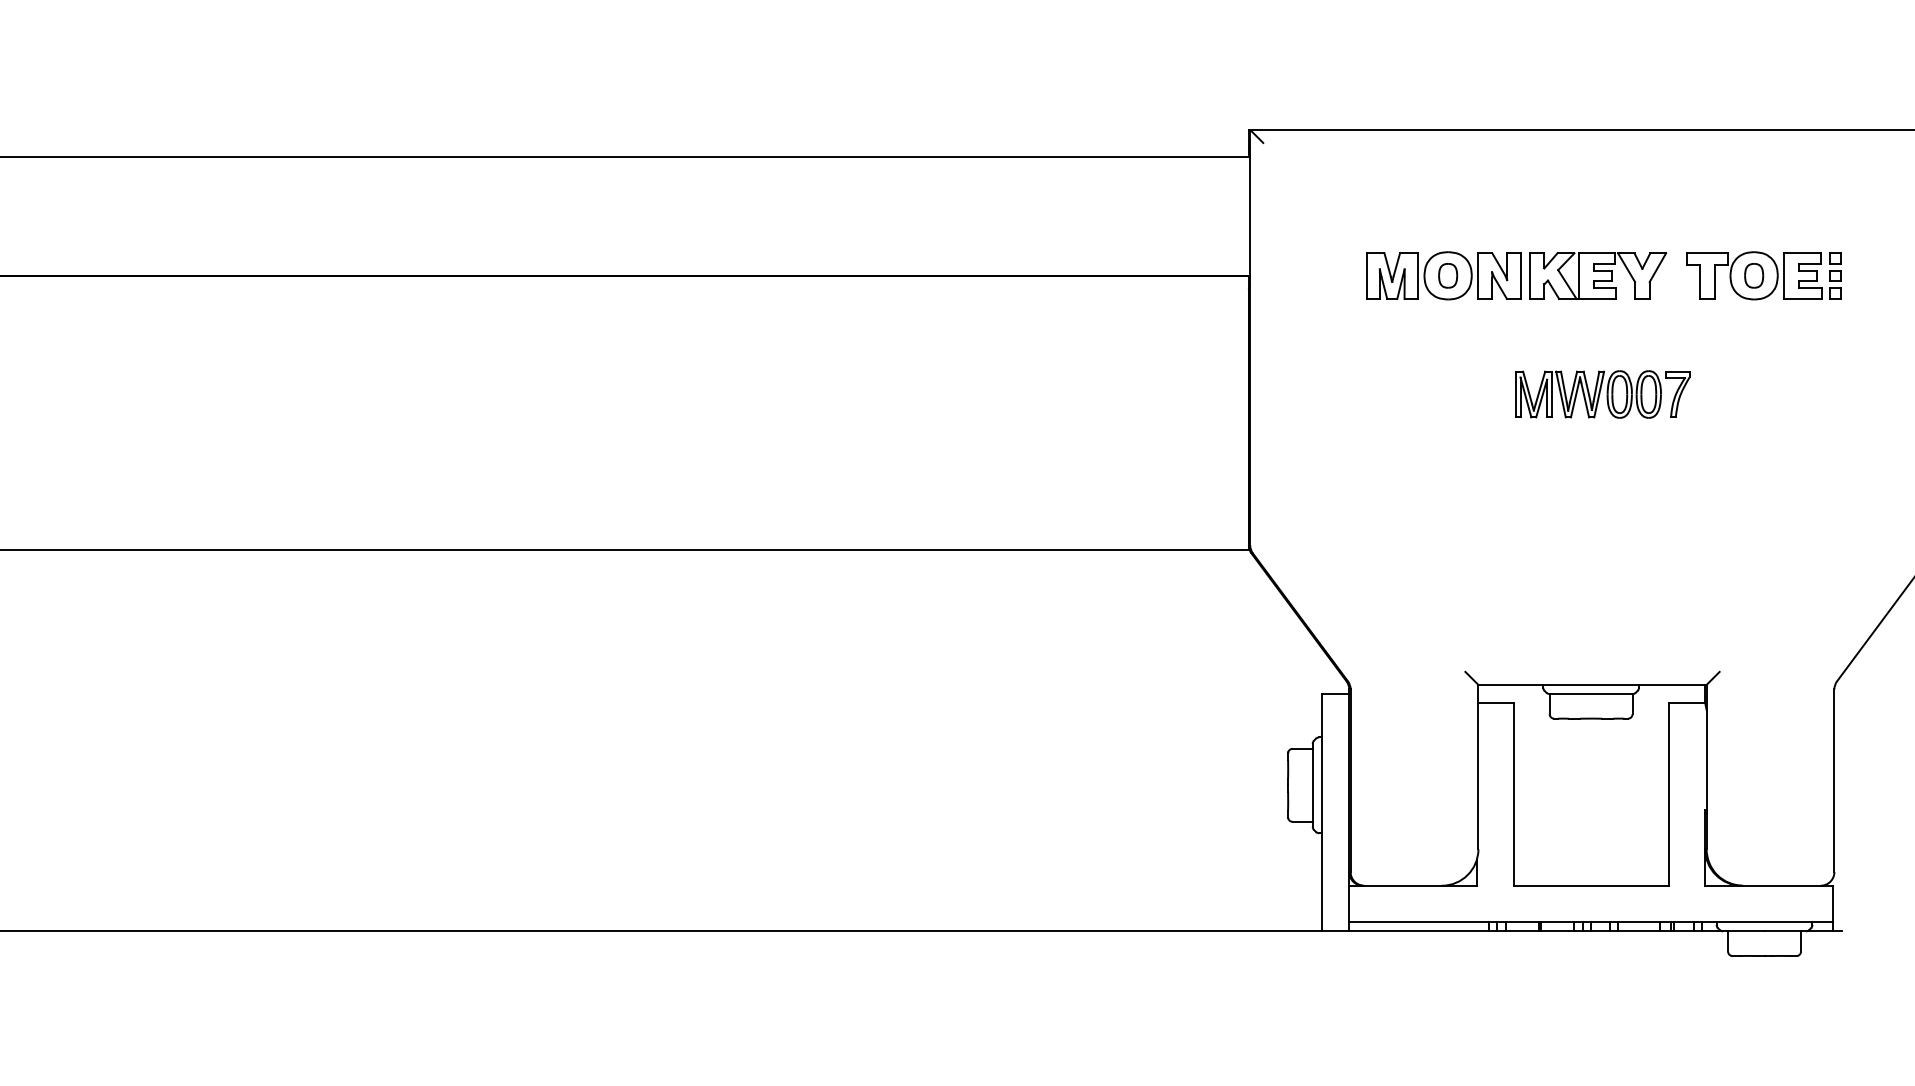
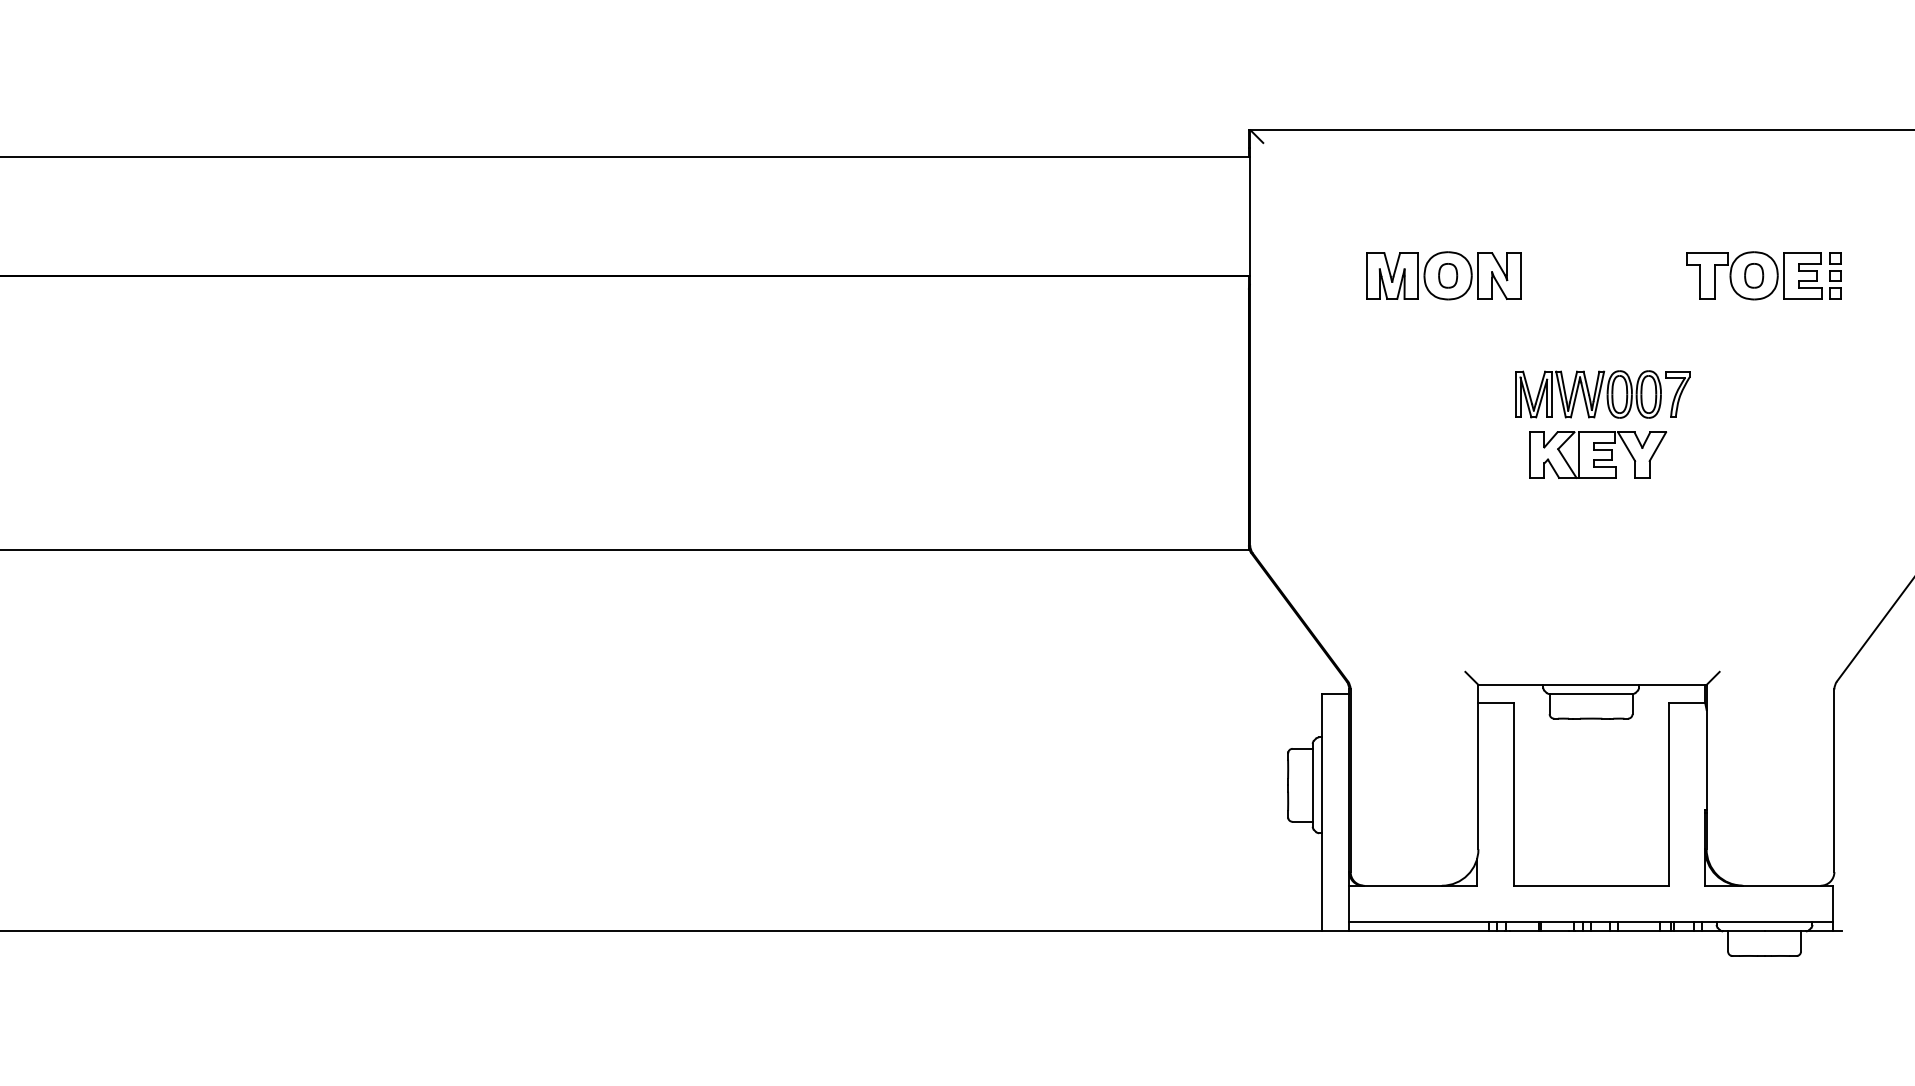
part position: (1598, 275) -> (1598, 454) (1598, 454)
